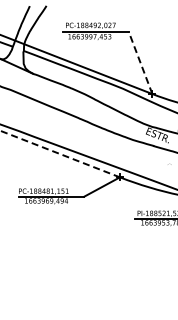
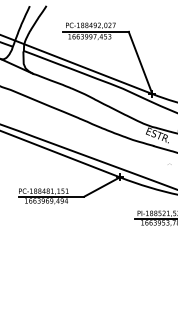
line: dashed -> solid (140, 62)
line: dashed -> solid (60, 154)
